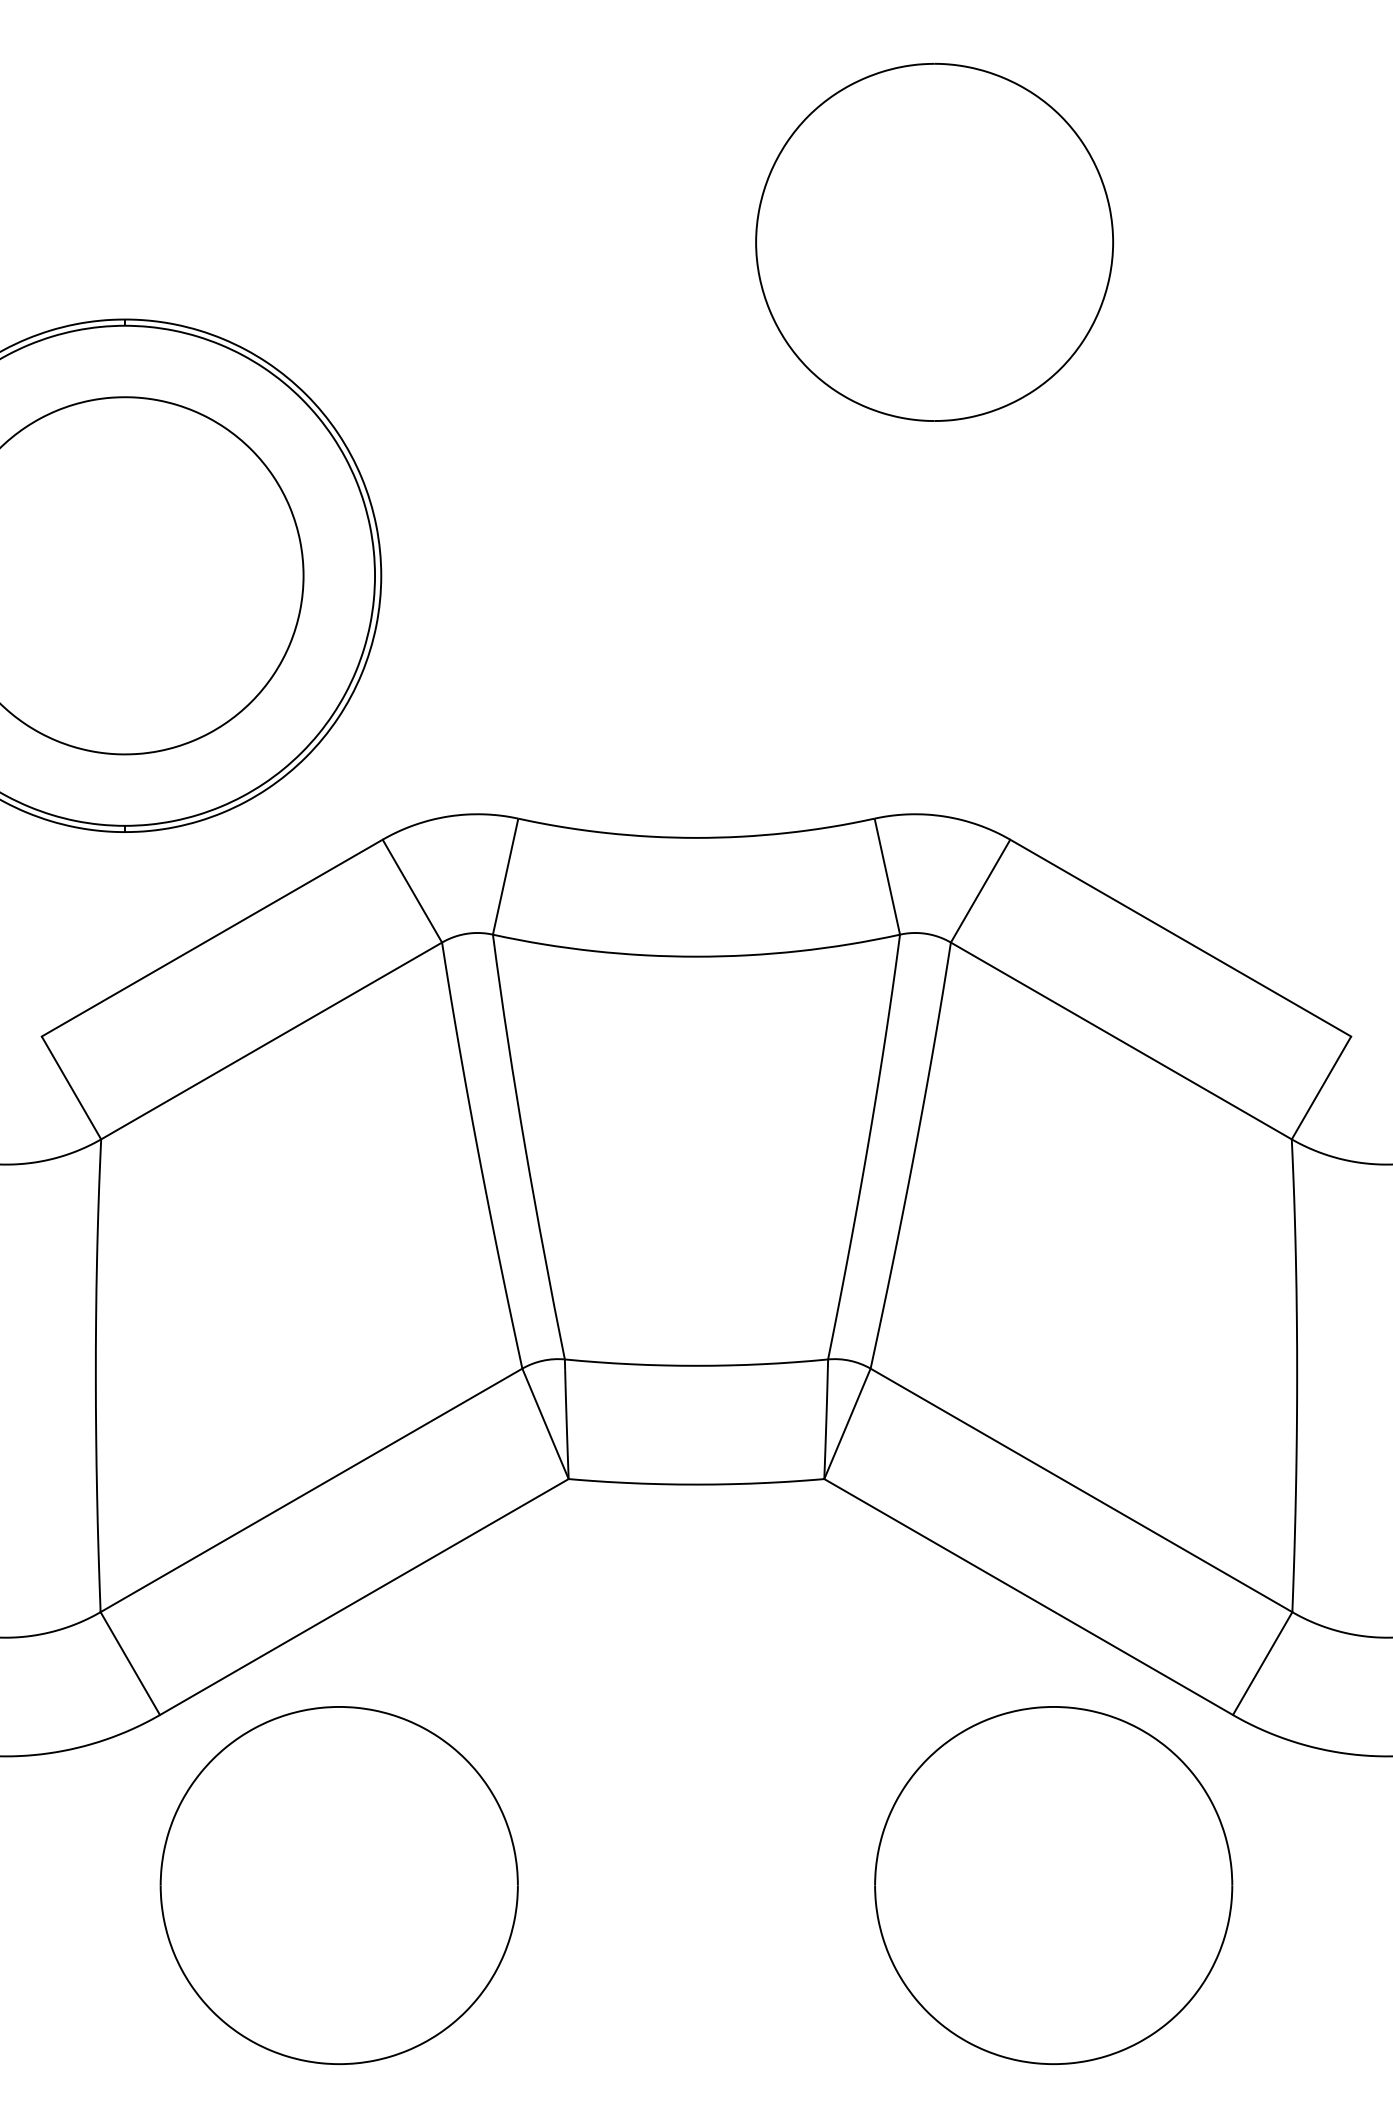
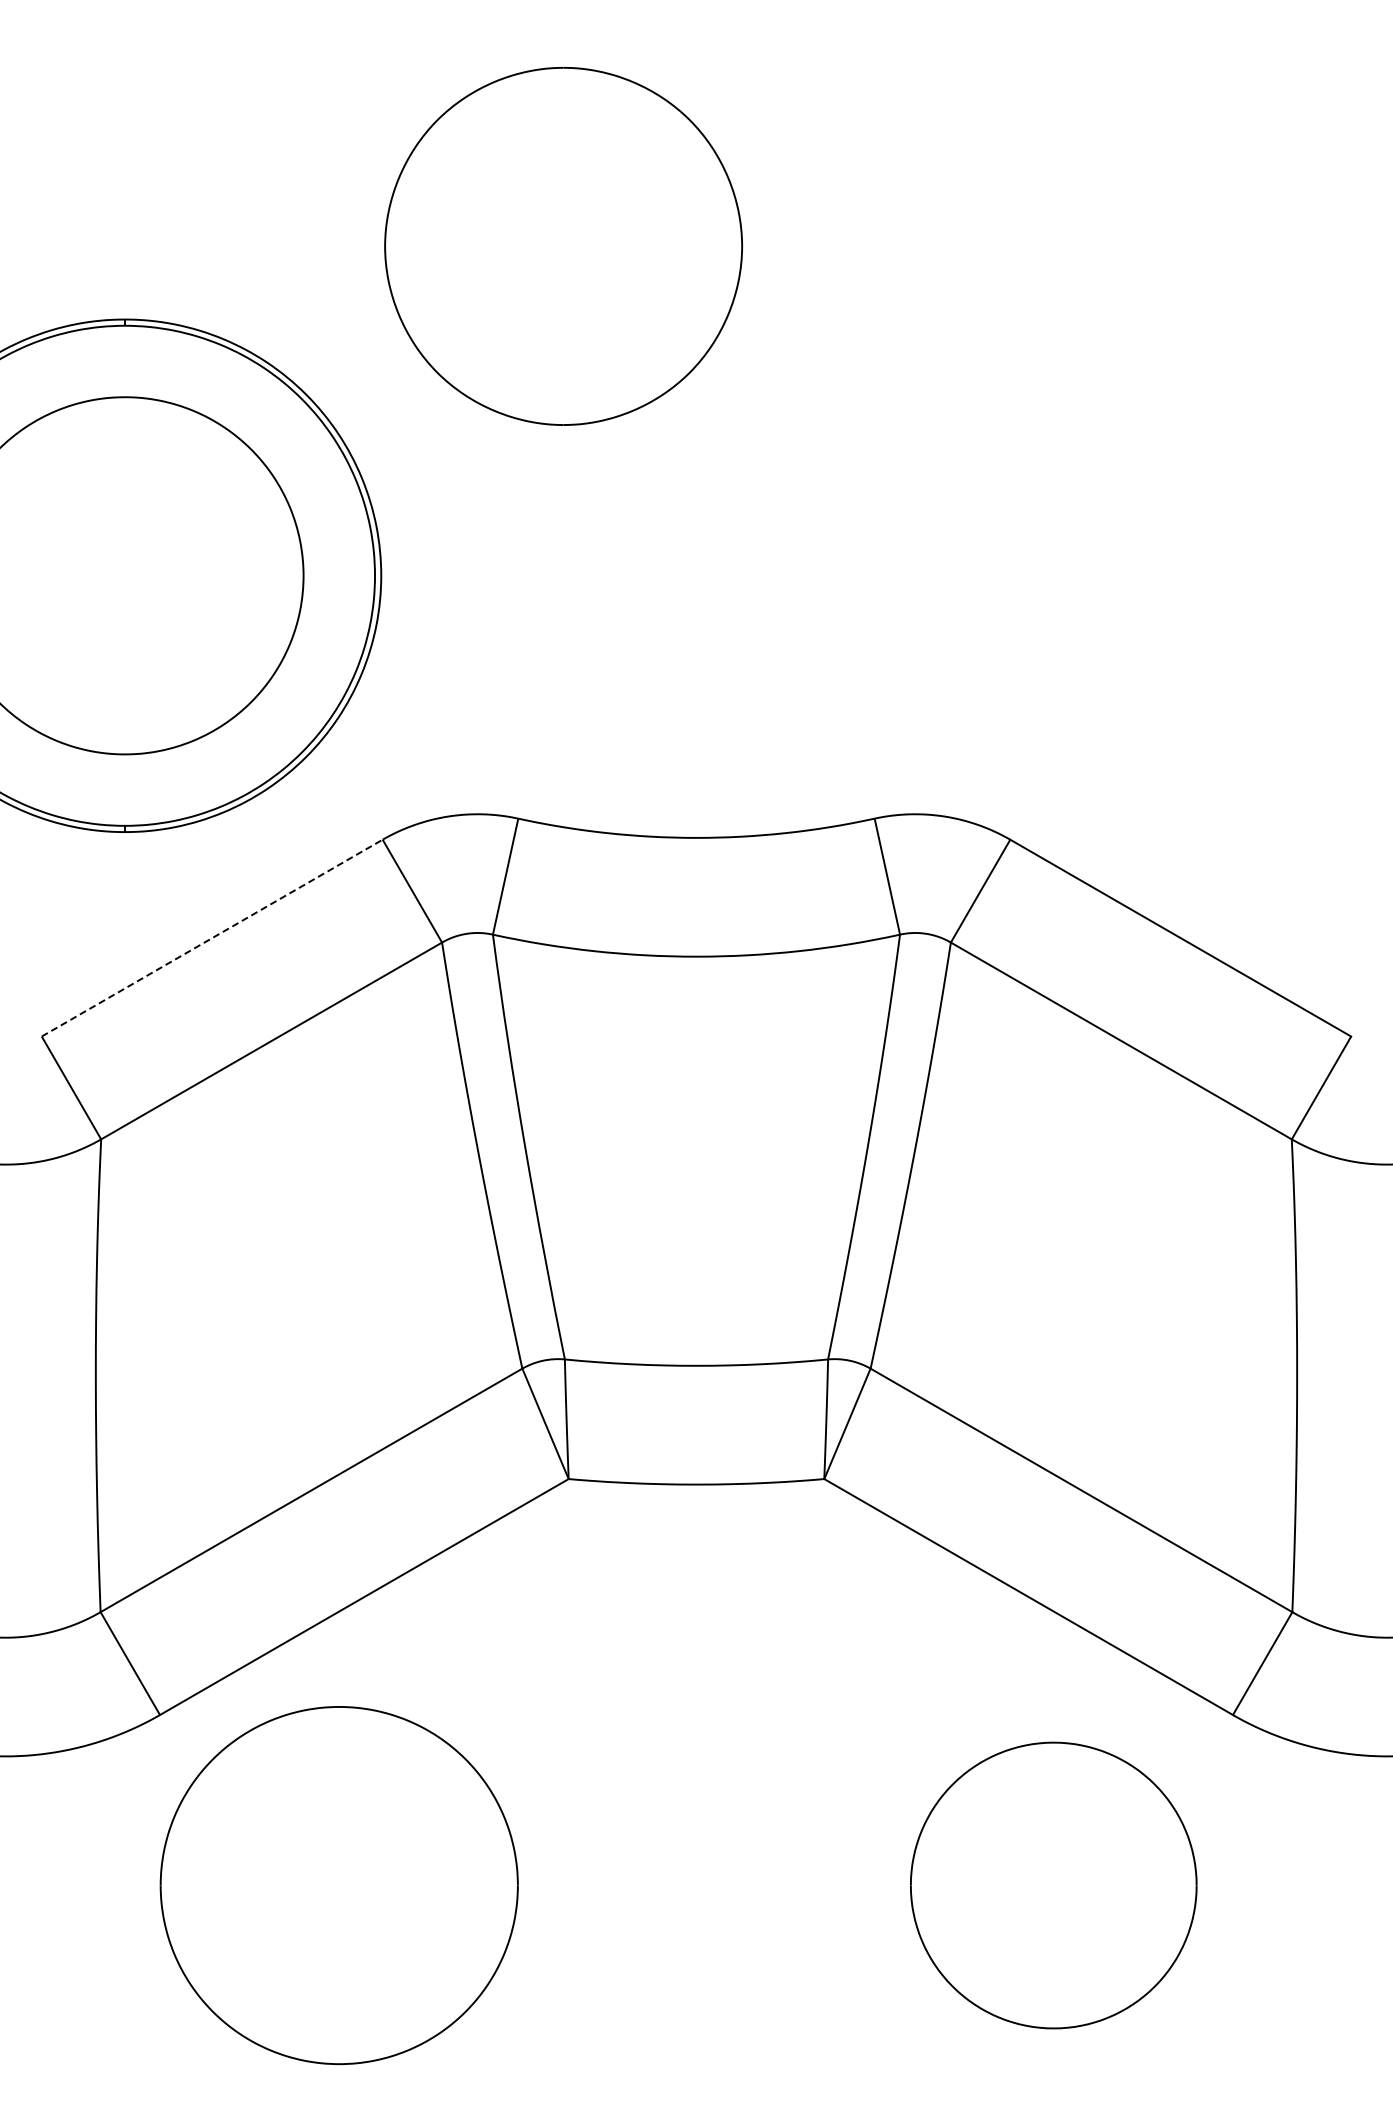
part position: (934, 241) -> (563, 245) (563, 245)
line: solid -> dashed (212, 938)
part size: 360x359 px -> 288x289 px (1053, 1885)
